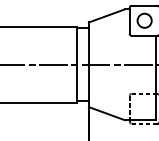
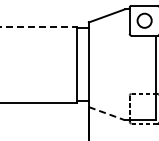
line: solid -> dashed (39, 27)
line: present -> none (78, 64)
line: solid -> dashed (107, 113)
